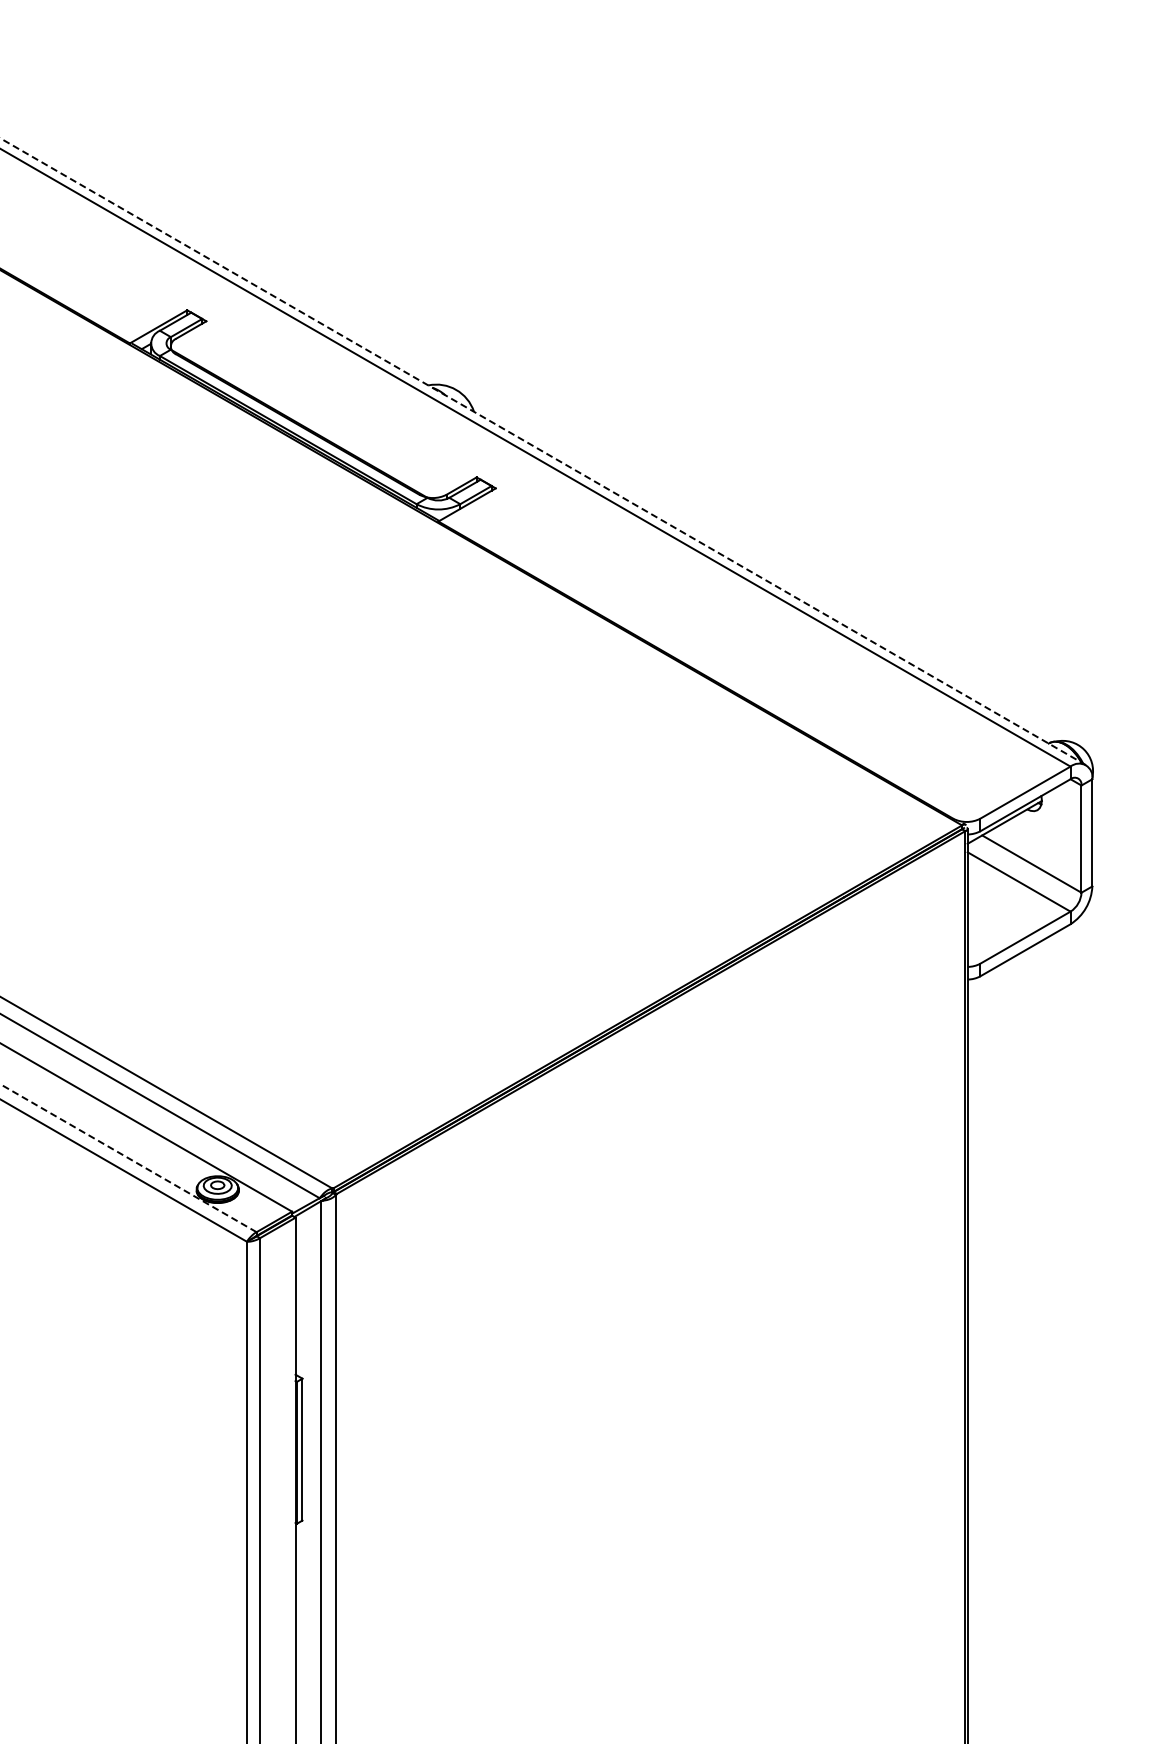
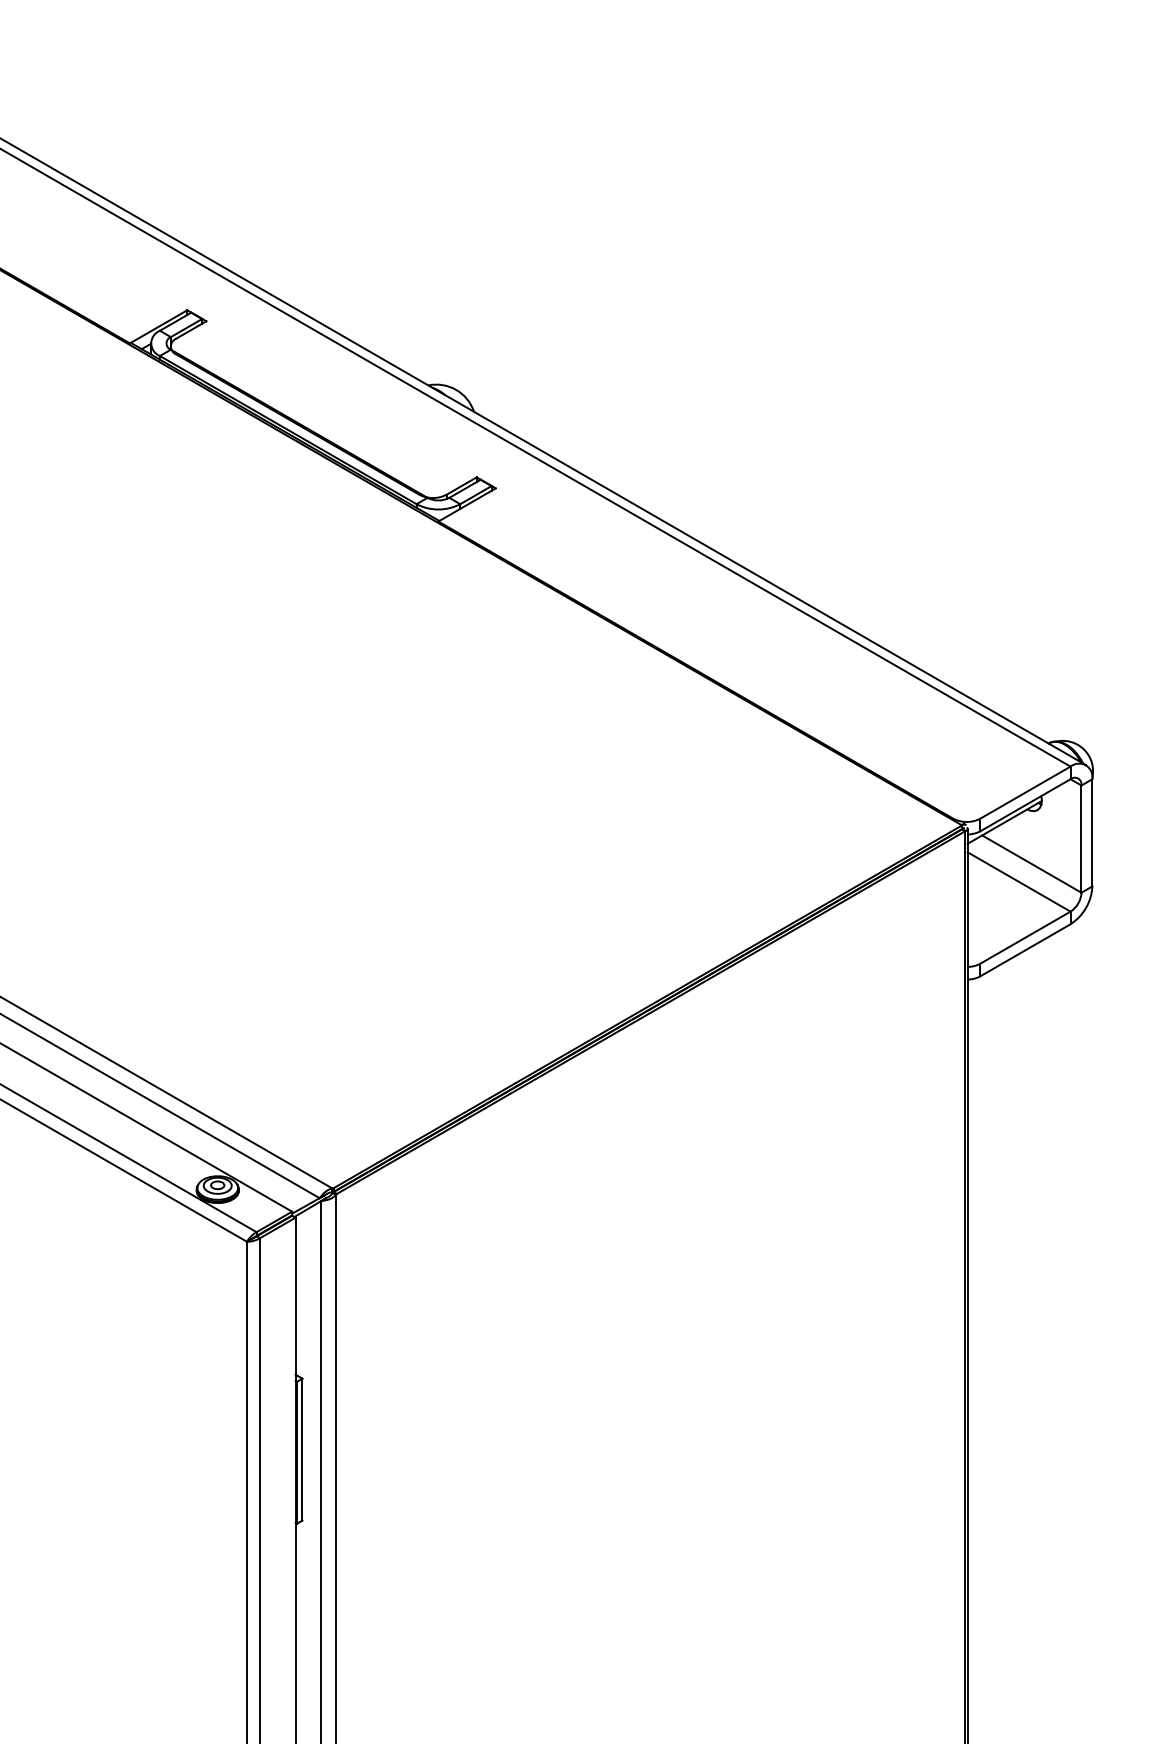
line: dashed -> solid (543, 451)
line: dashed -> solid (128, 1158)
